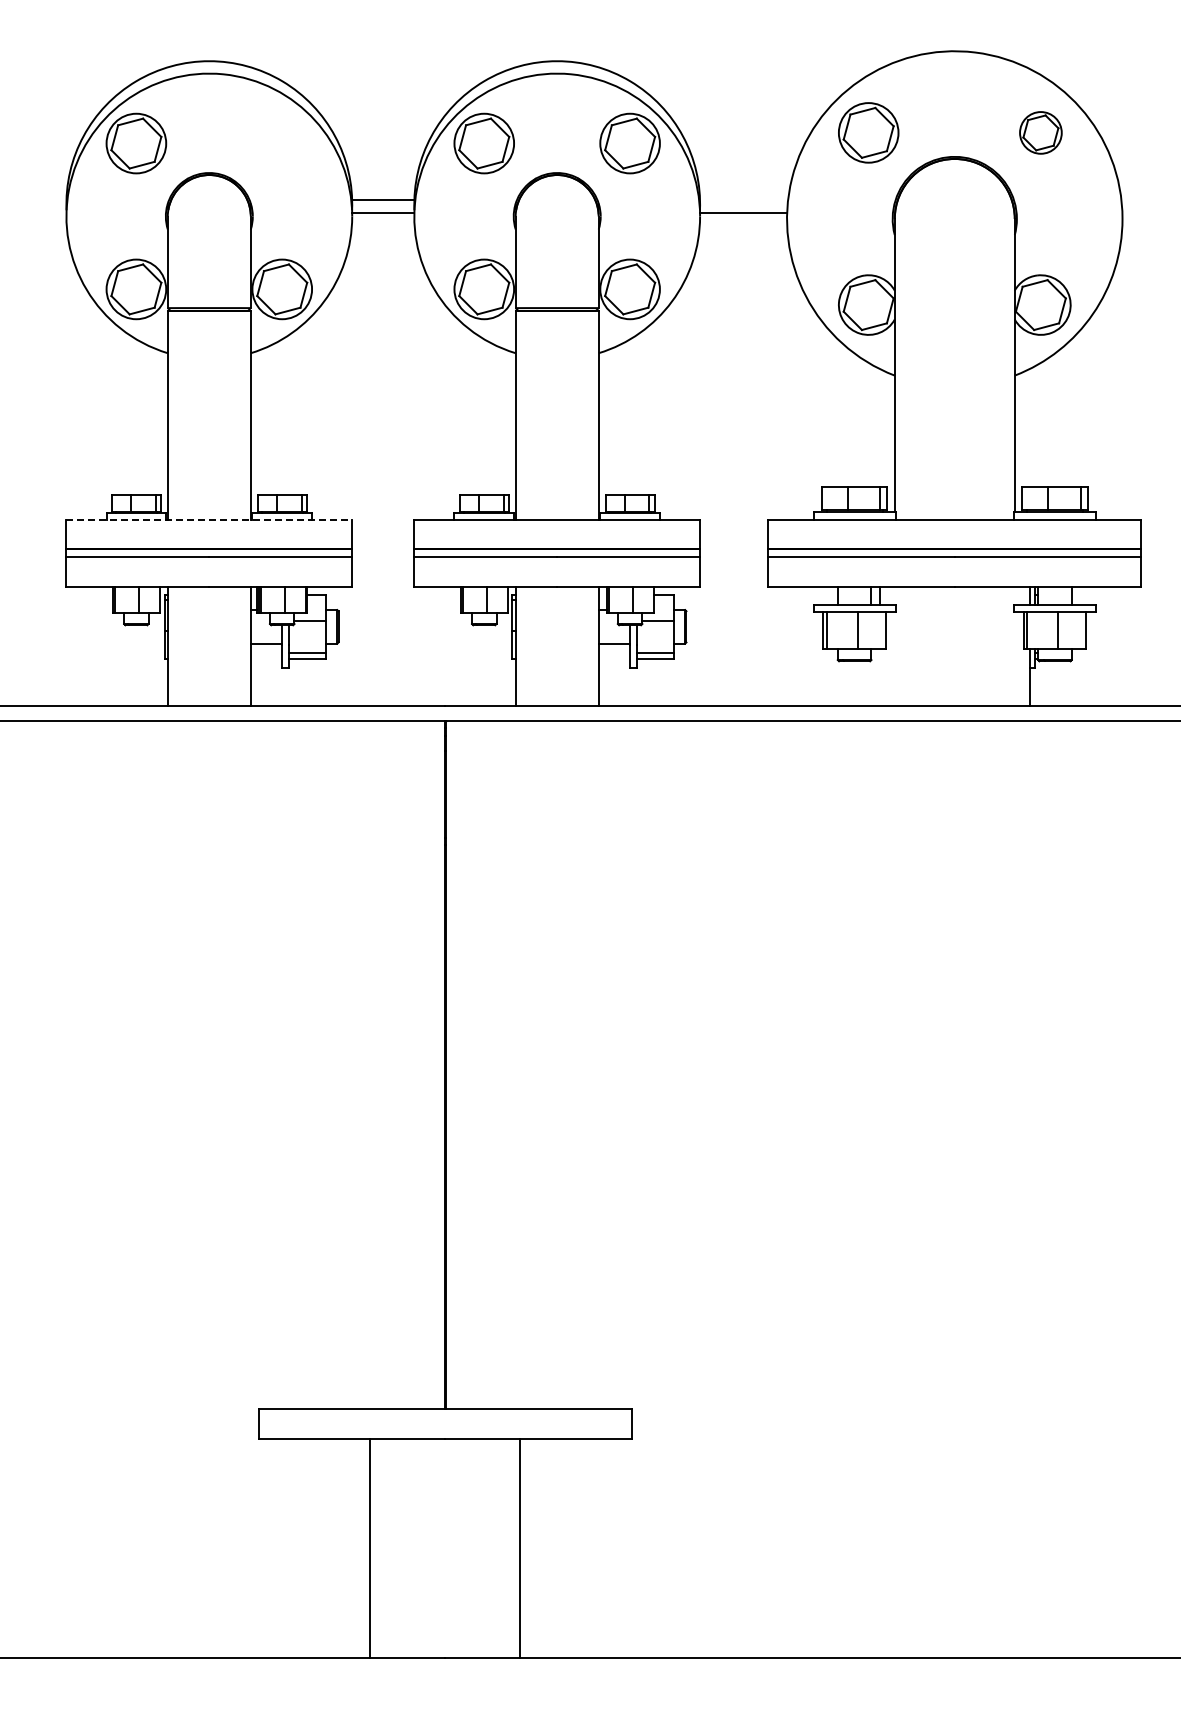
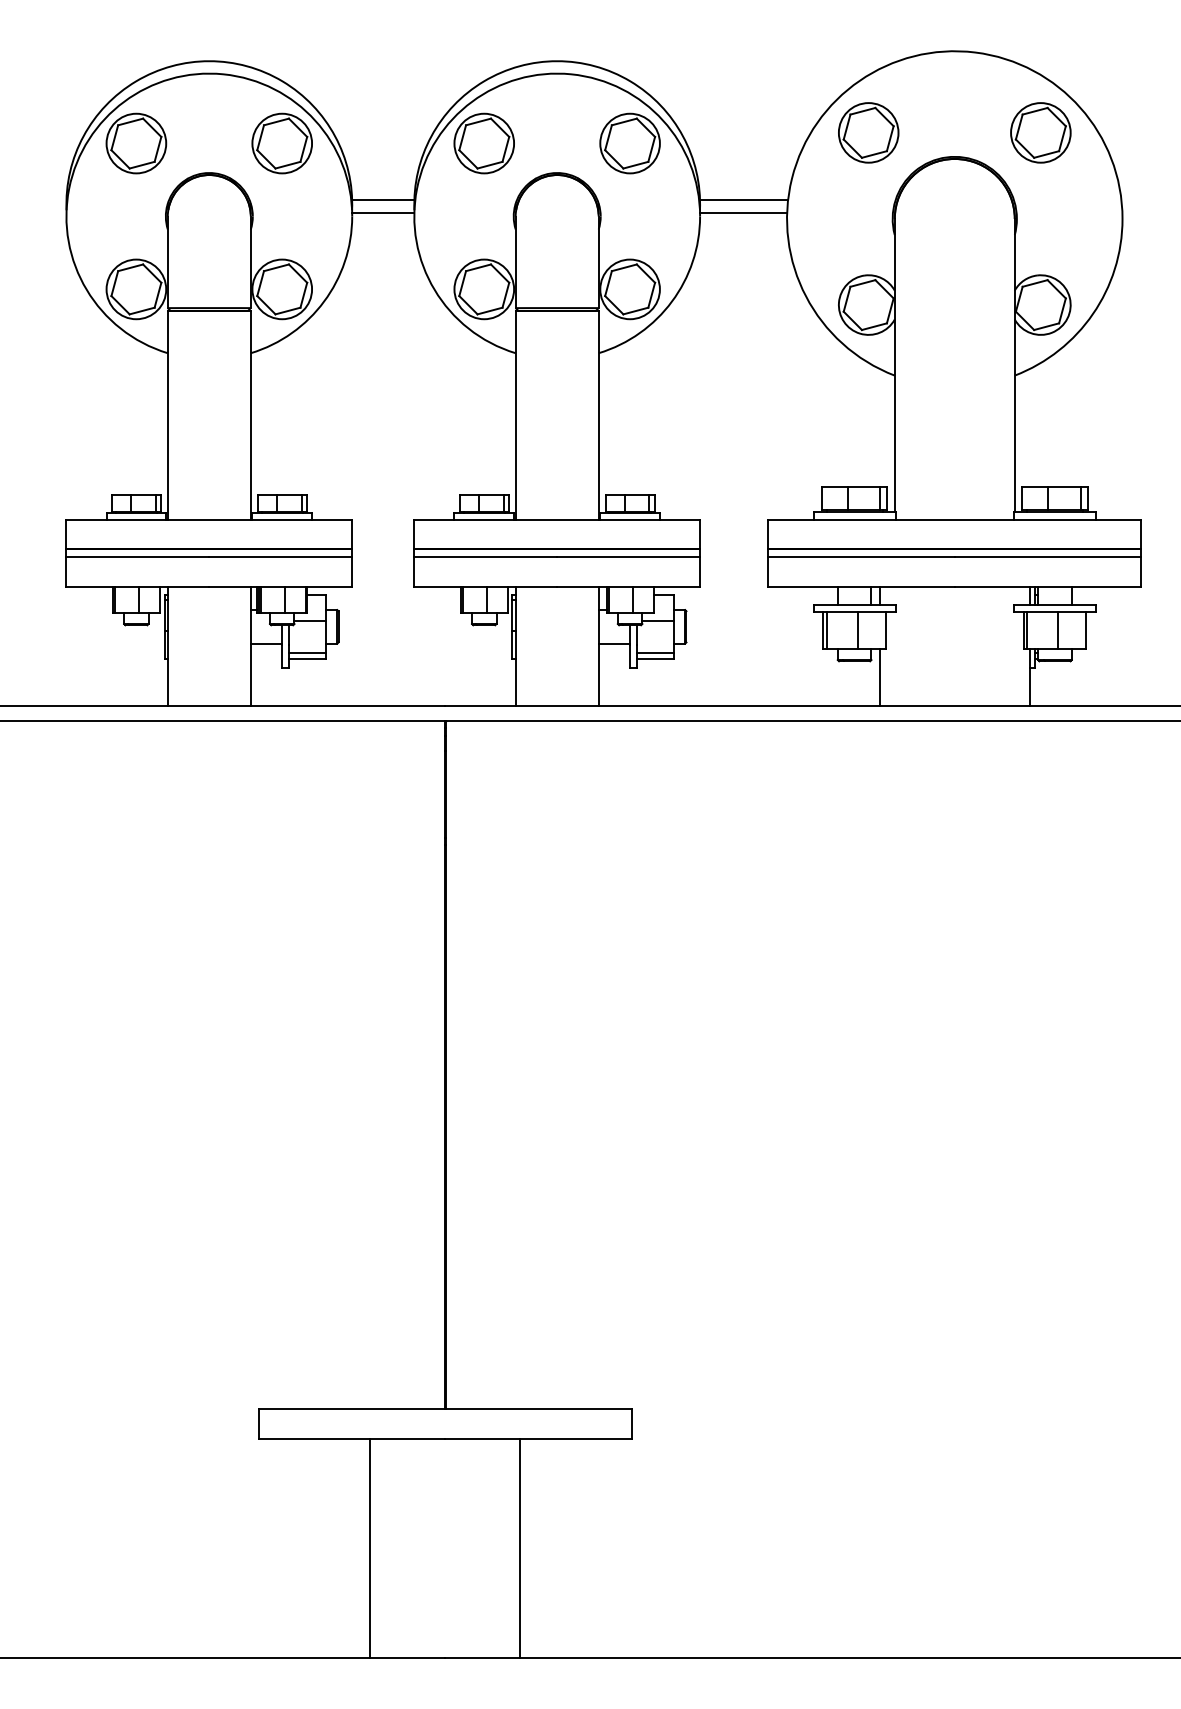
part size: 44x44 px -> 62x62 px (1040, 132)
part: none -> present (281, 143)
line: none -> present (744, 200)
line: dashed -> solid (209, 519)
line: none -> present (879, 677)
